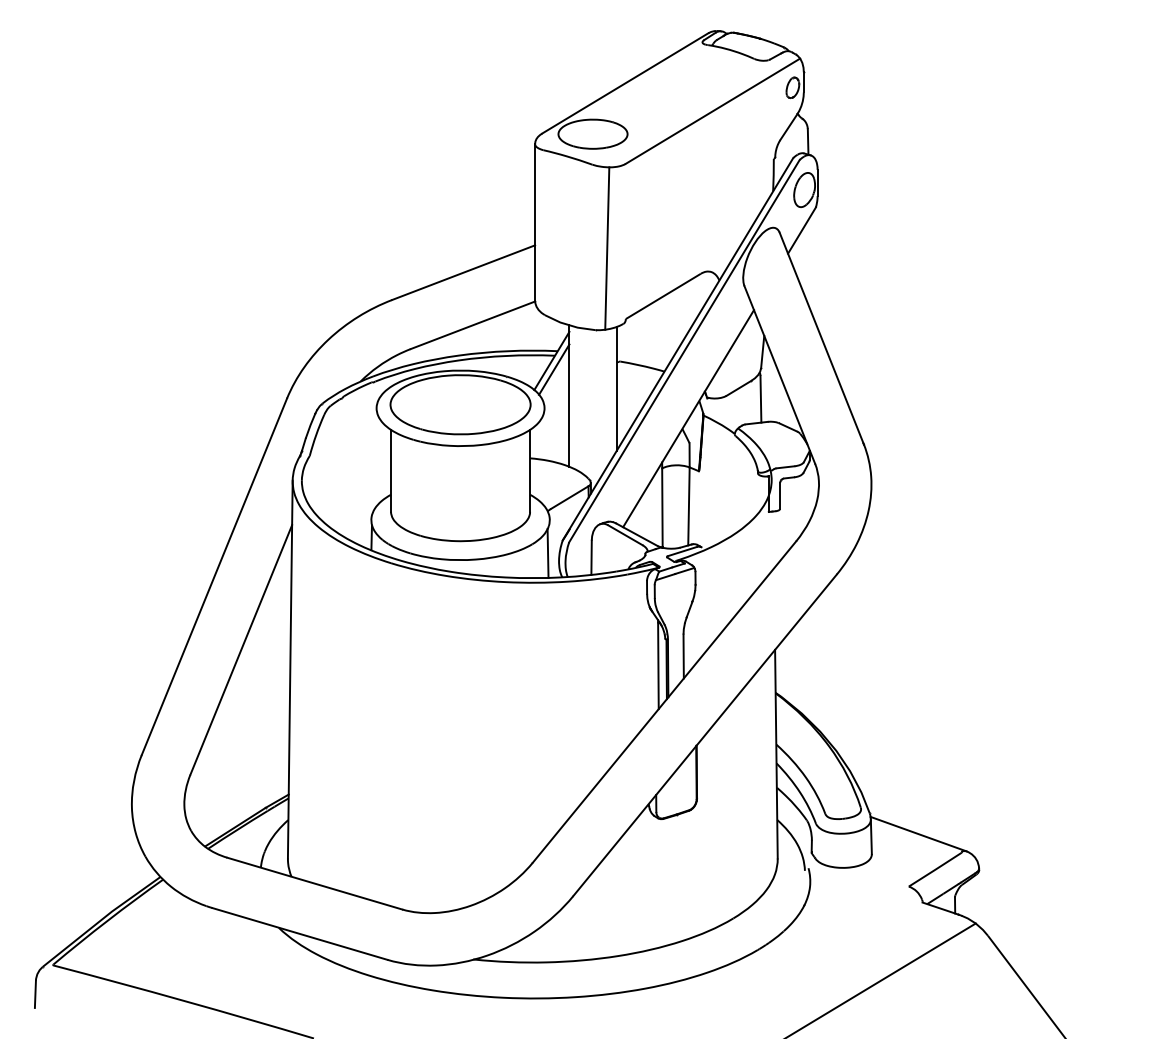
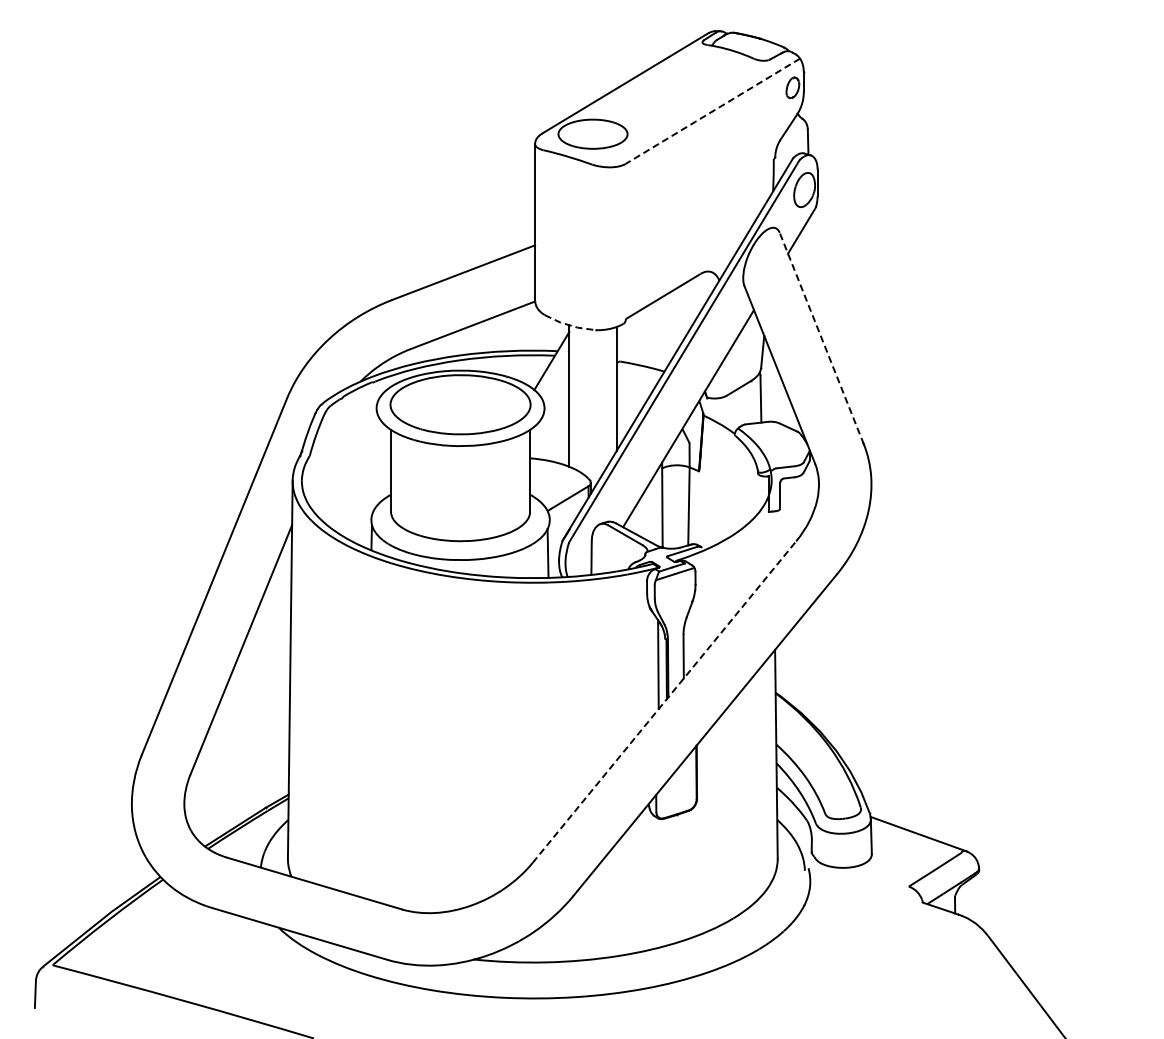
line: solid -> dashed (712, 111)
line: present -> none (607, 248)
line: solid -> dashed (569, 325)
line: solid -> dashed (821, 338)
line: present -> none (554, 369)
line: solid -> dashed (664, 702)
line: present -> none (882, 979)
